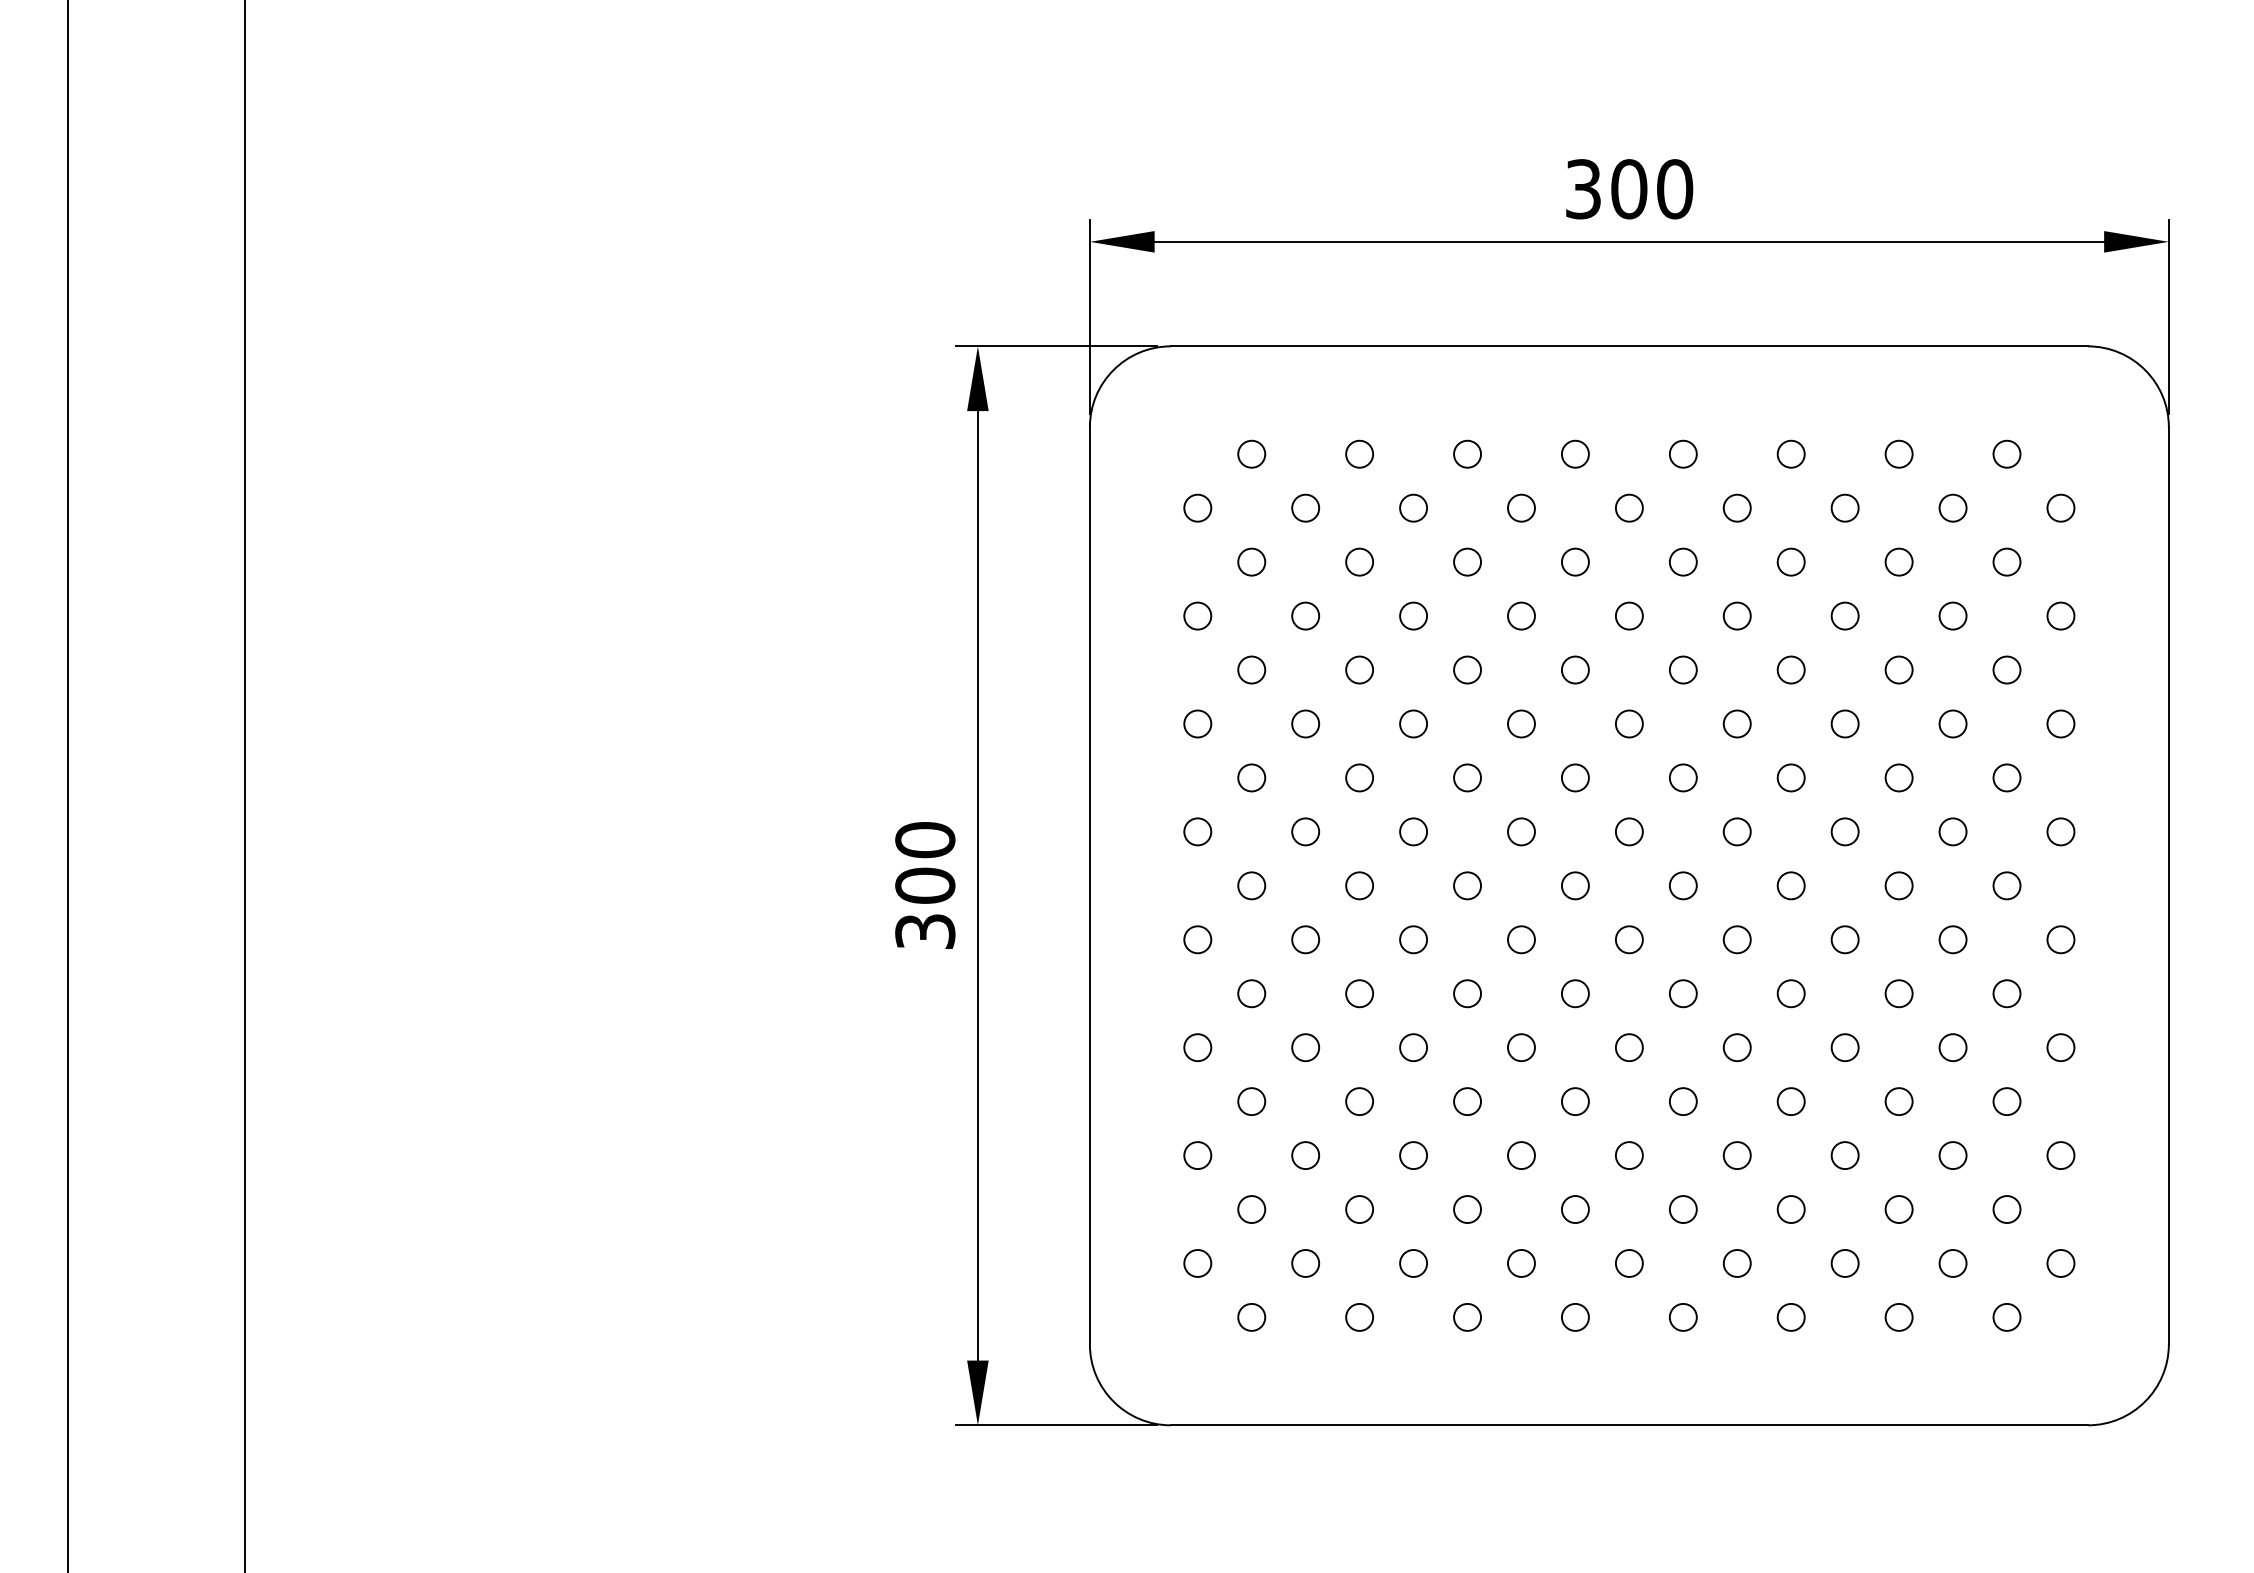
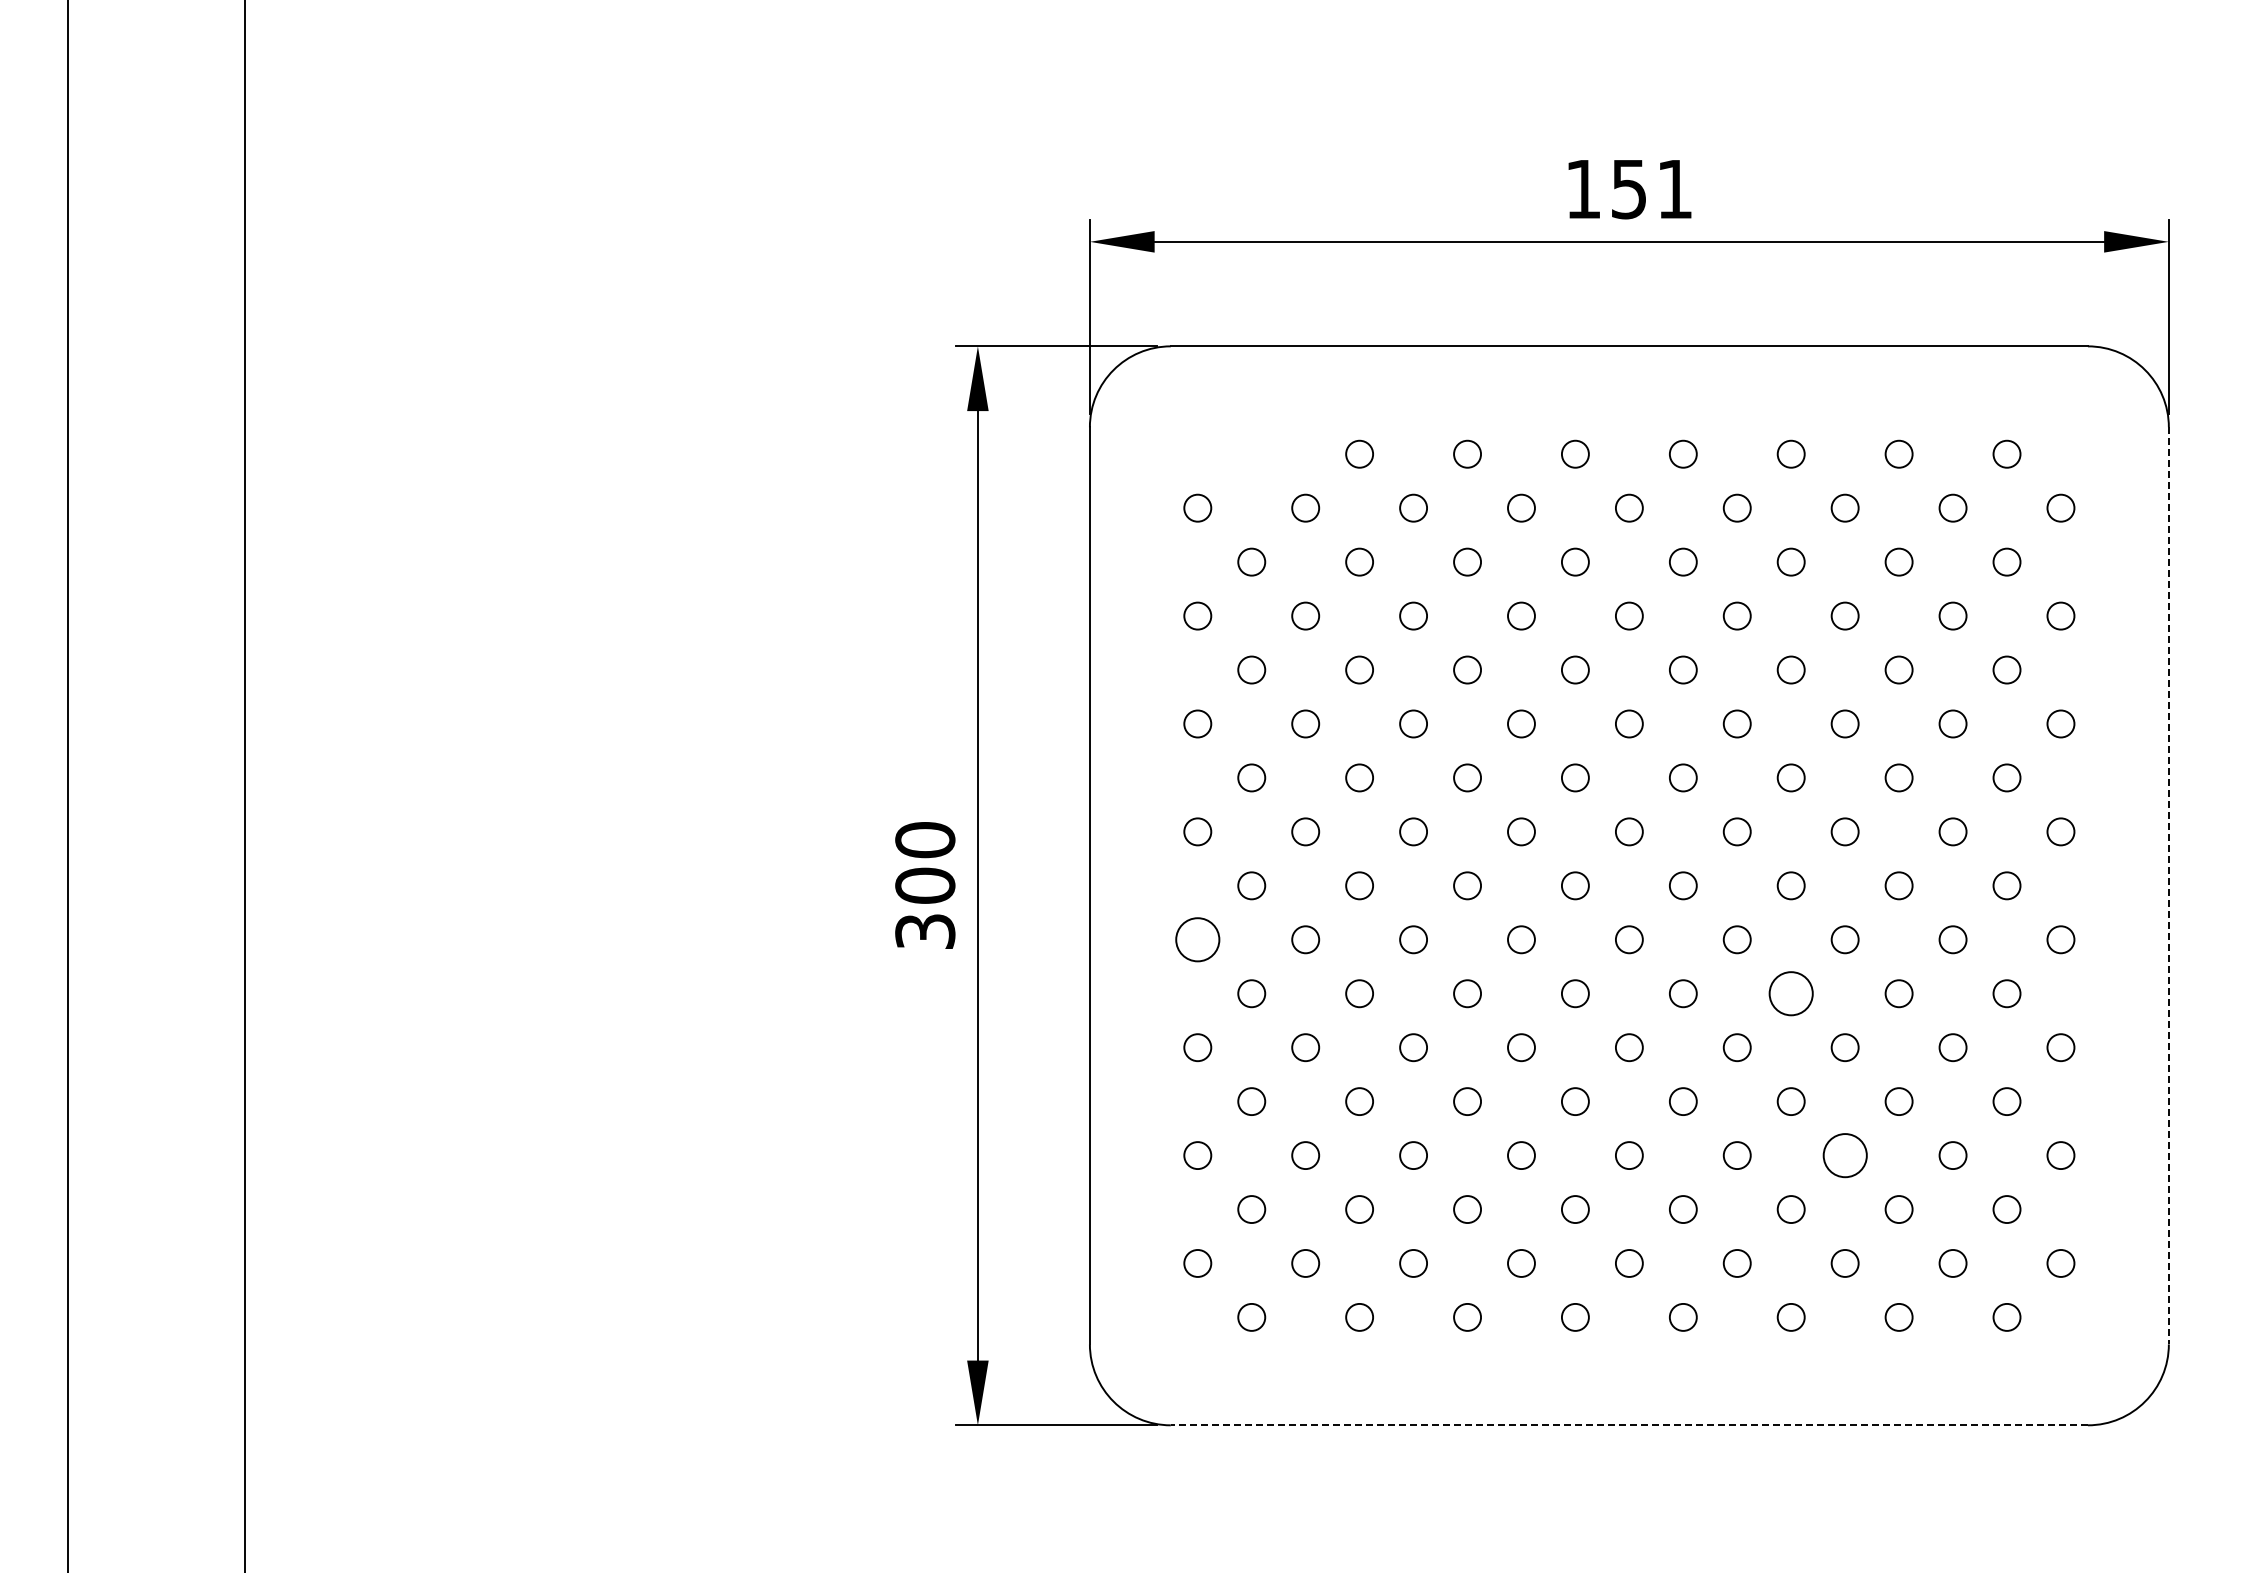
text: 300 -> 151 (1629, 189)
circle: present -> none (1251, 453)
line: solid -> dashed (2168, 885)
circle diameter: 27 px -> 43 px (1197, 939)
circle diameter: 27 px -> 43 px (1790, 993)
circle size: 30x29 px -> 46x46 px (1844, 1155)
line: solid -> dashed (1629, 1425)
